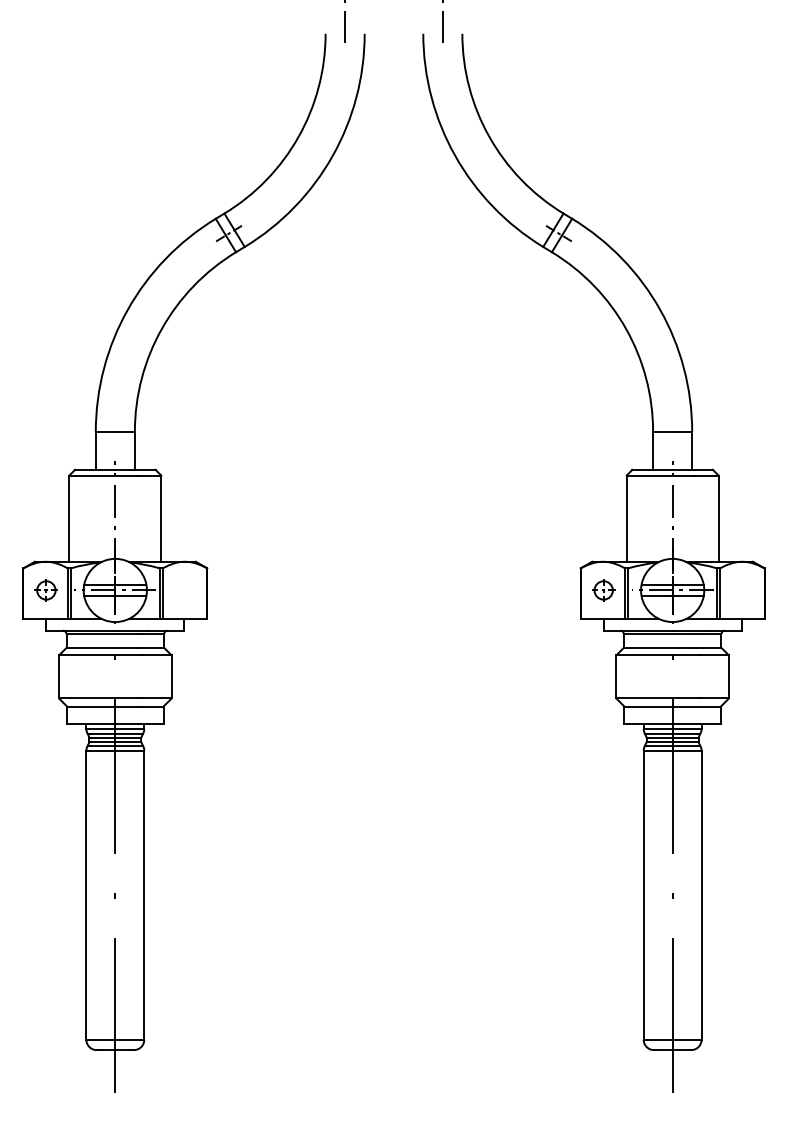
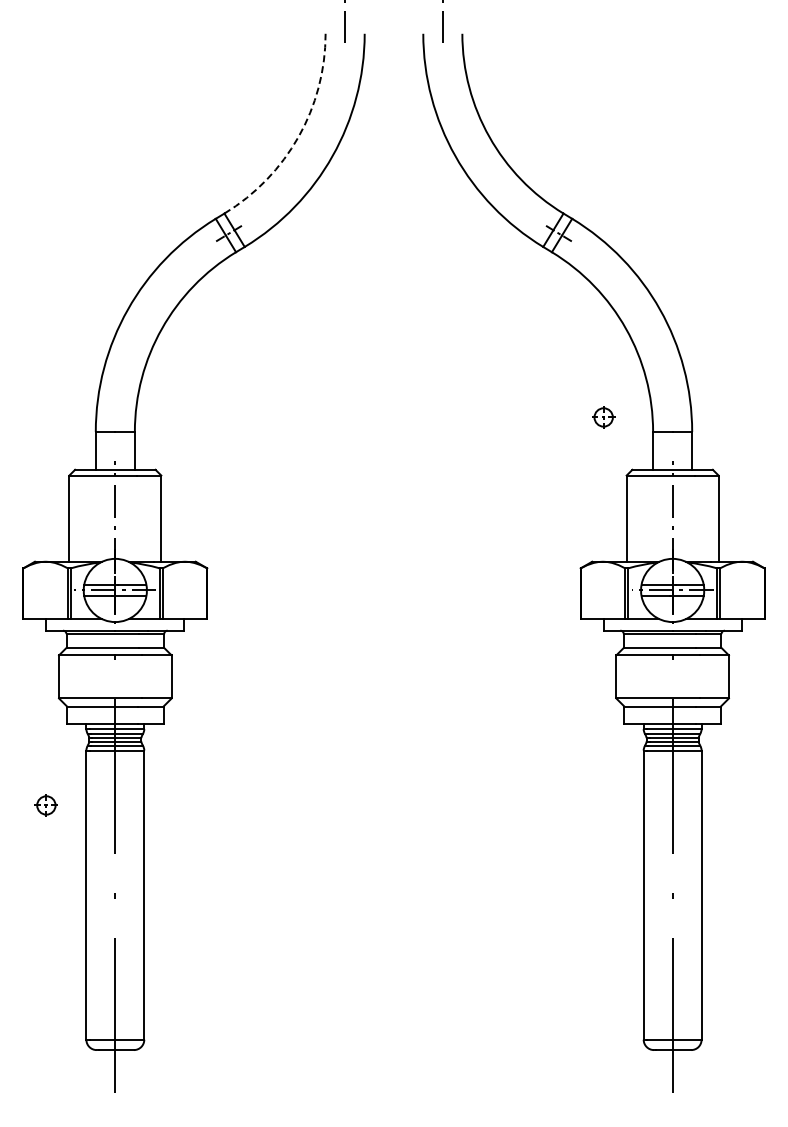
arc: solid -> dashed (298, 136)
part position: (45, 590) -> (45, 805) (45, 805)
part position: (603, 590) -> (603, 417) (603, 417)
